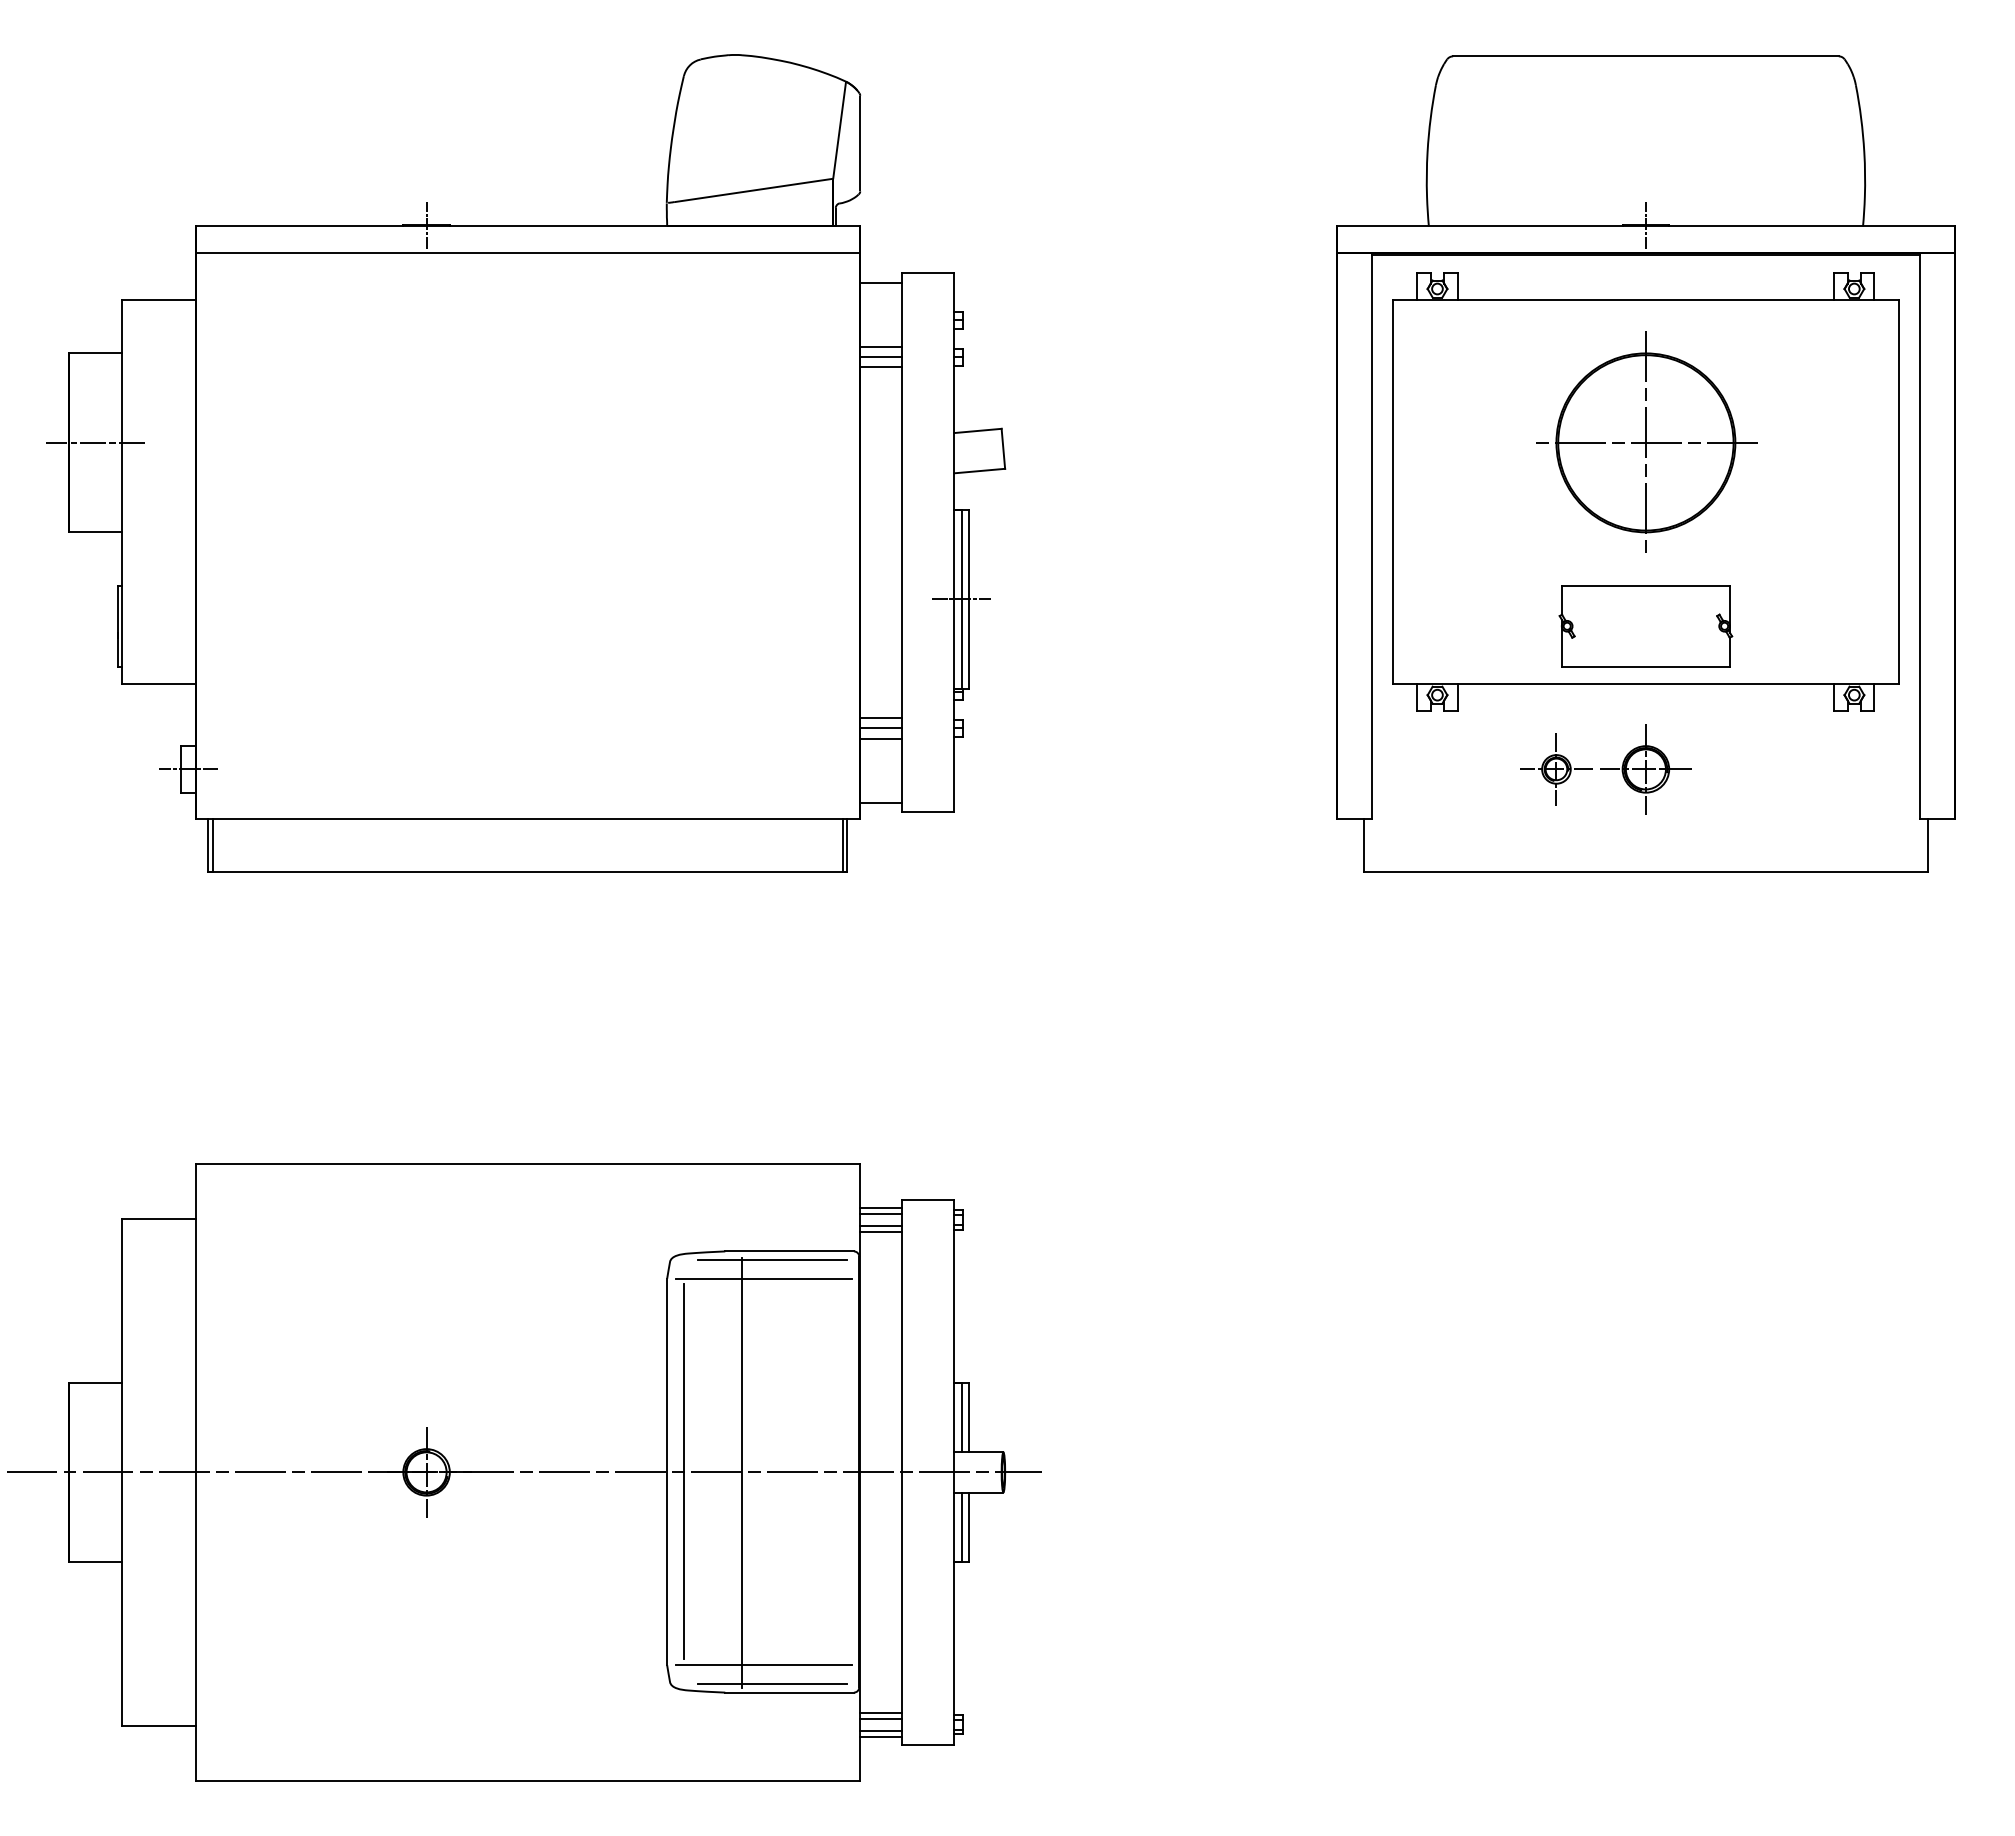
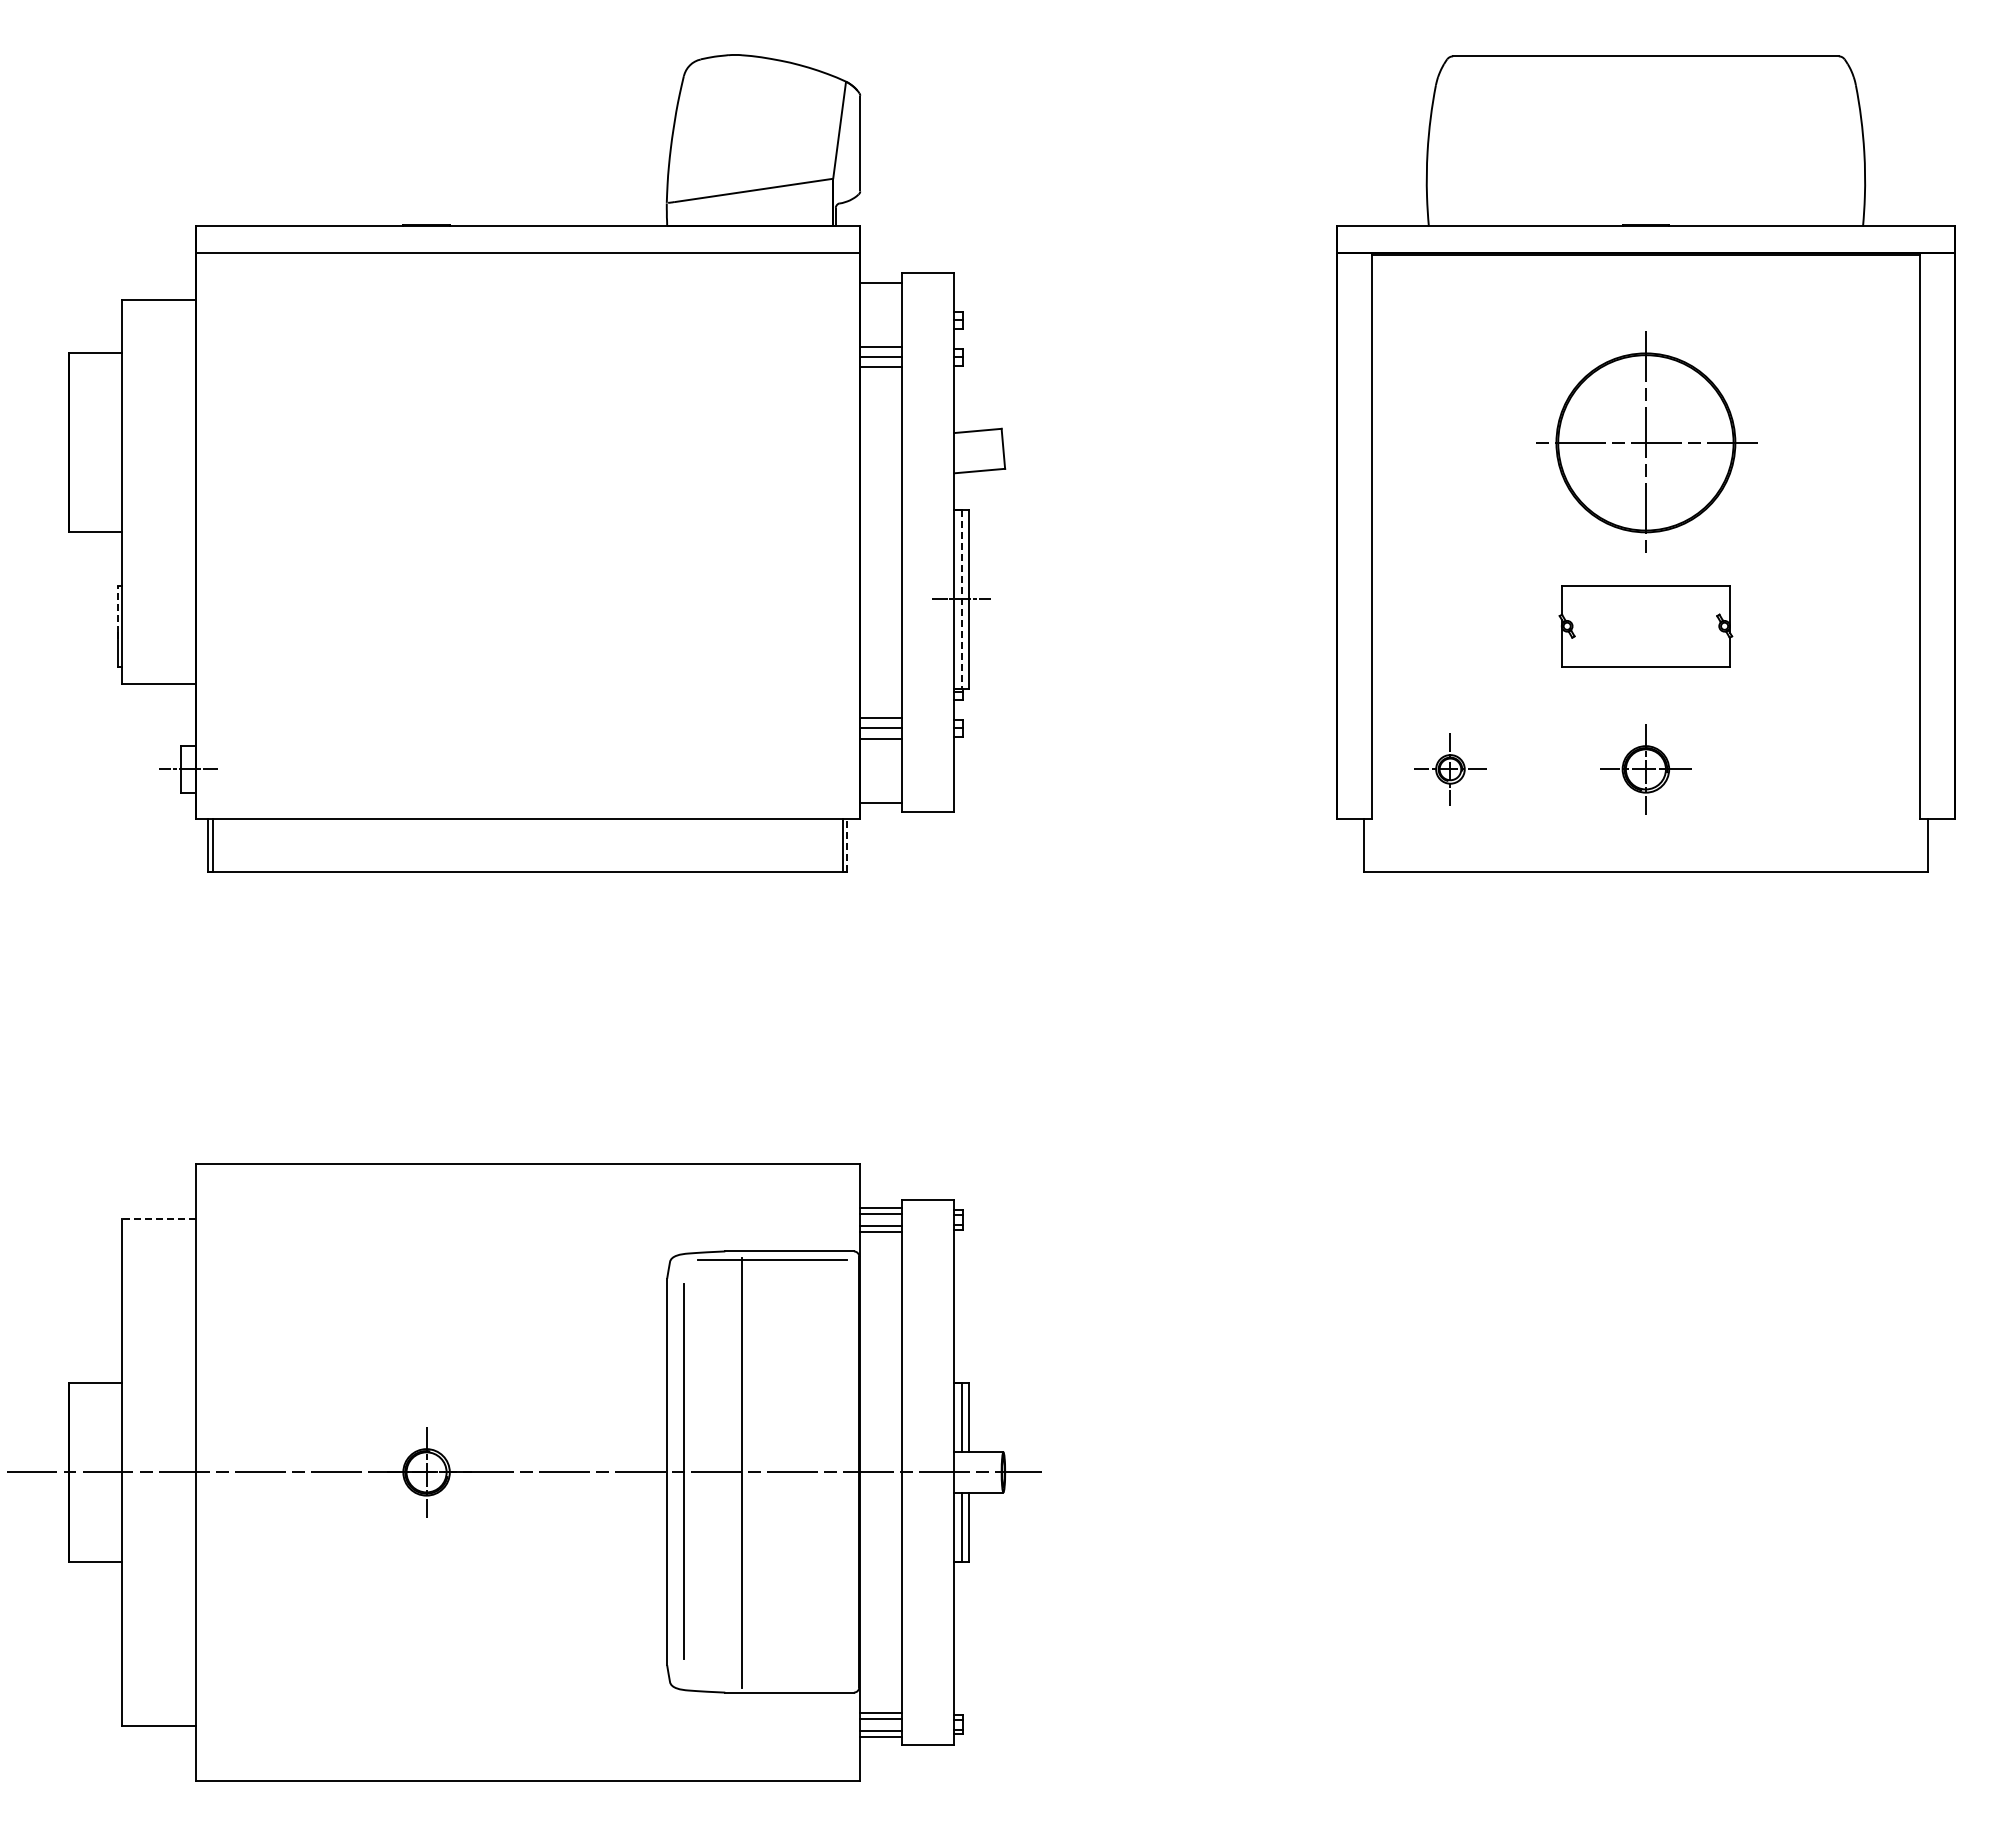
line: present -> none (426, 225)
line: present -> none (1645, 225)
line: present -> none (95, 442)
part: present -> none (1645, 491)
line: solid -> dashed (961, 599)
line: solid -> dashed (117, 608)
part position: (1556, 769) -> (1450, 769) (1450, 769)
line: solid -> dashed (847, 845)
line: solid -> dashed (159, 1219)
line: present -> none (764, 1278)
line: present -> none (764, 1665)
line: present -> none (772, 1684)
